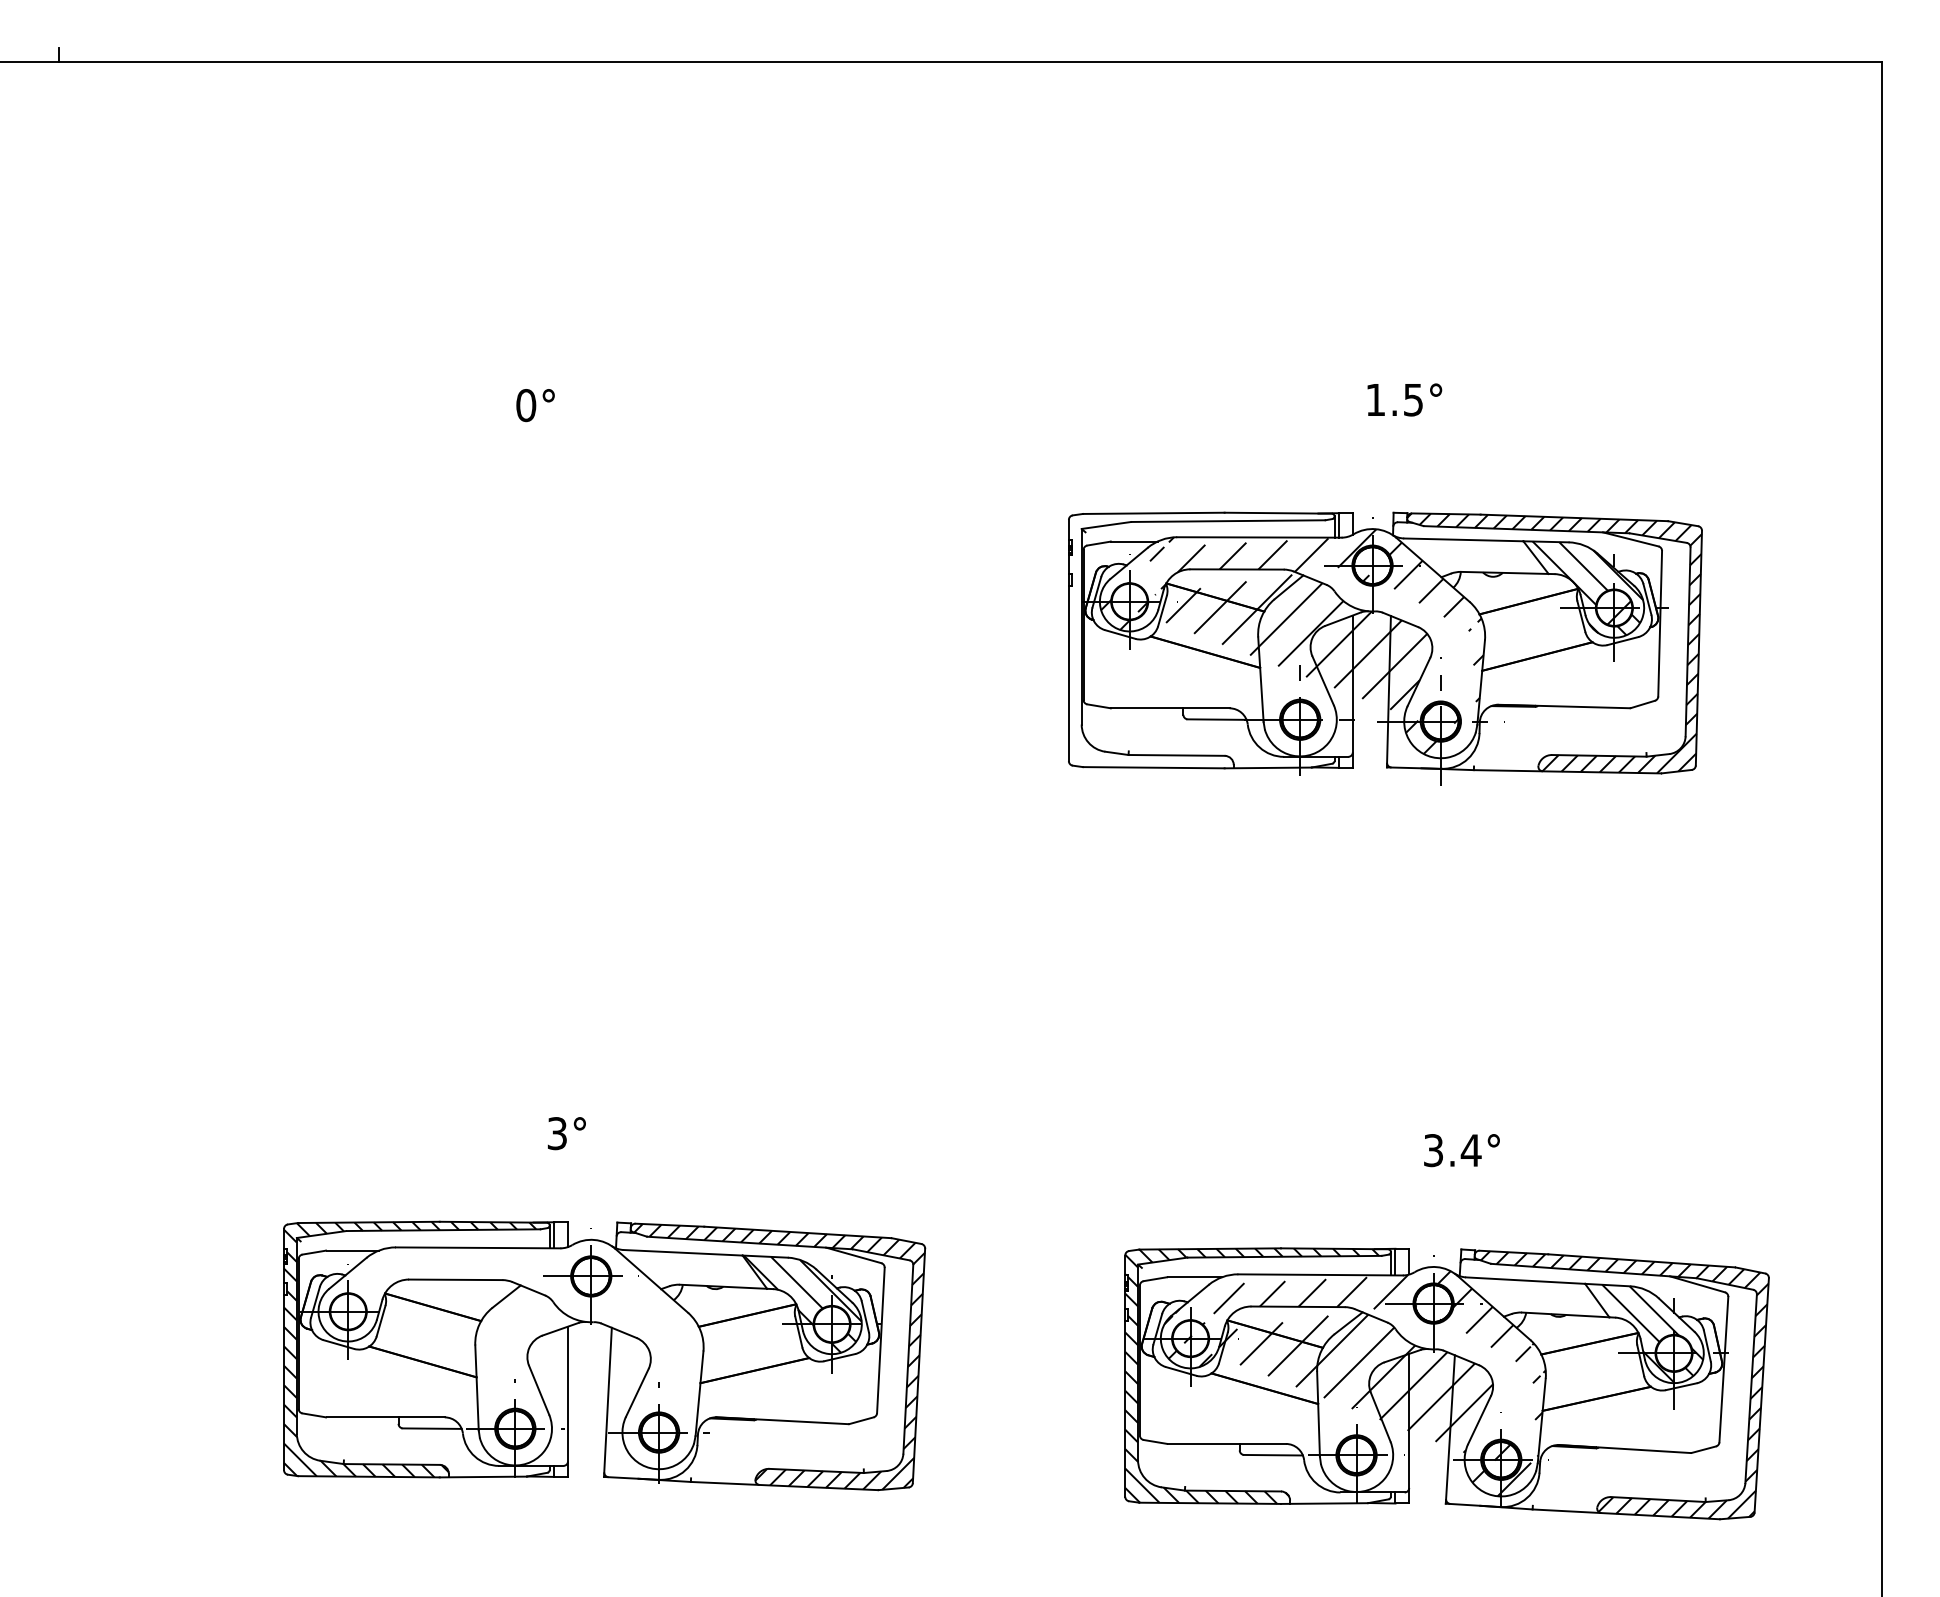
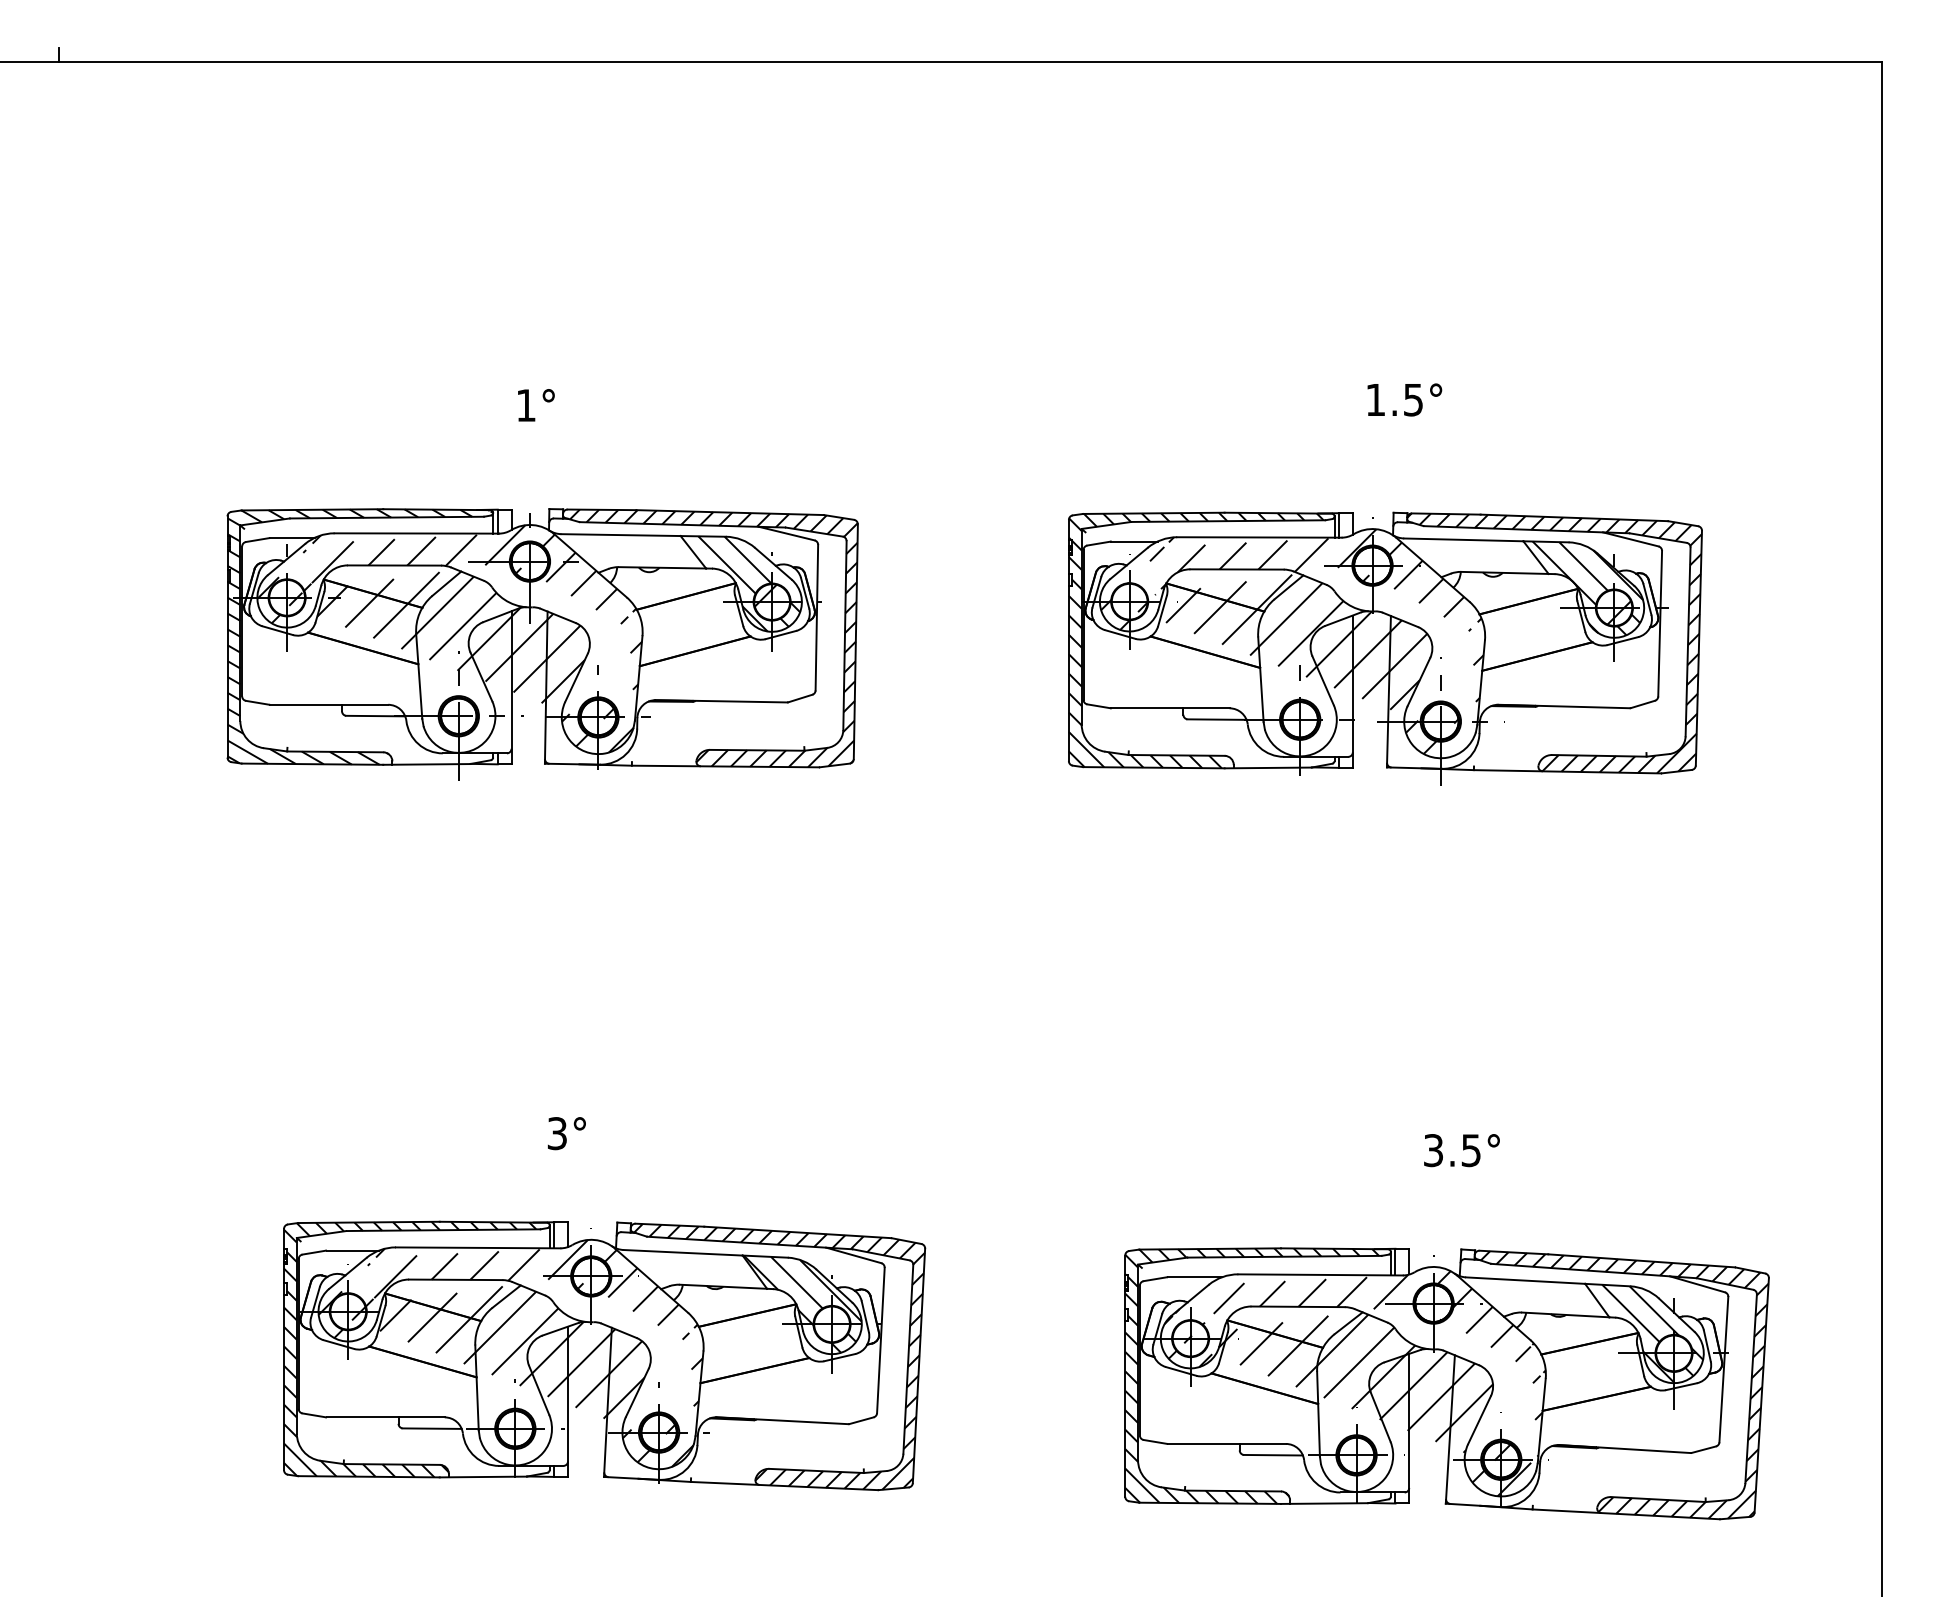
text: 0° -> 1° (526, 405)
hatch: none -> present (1195, 640)
part: none -> present (542, 644)
text: 3.4° -> 3.5° (1470, 1150)
hatch: none -> present (510, 1352)
